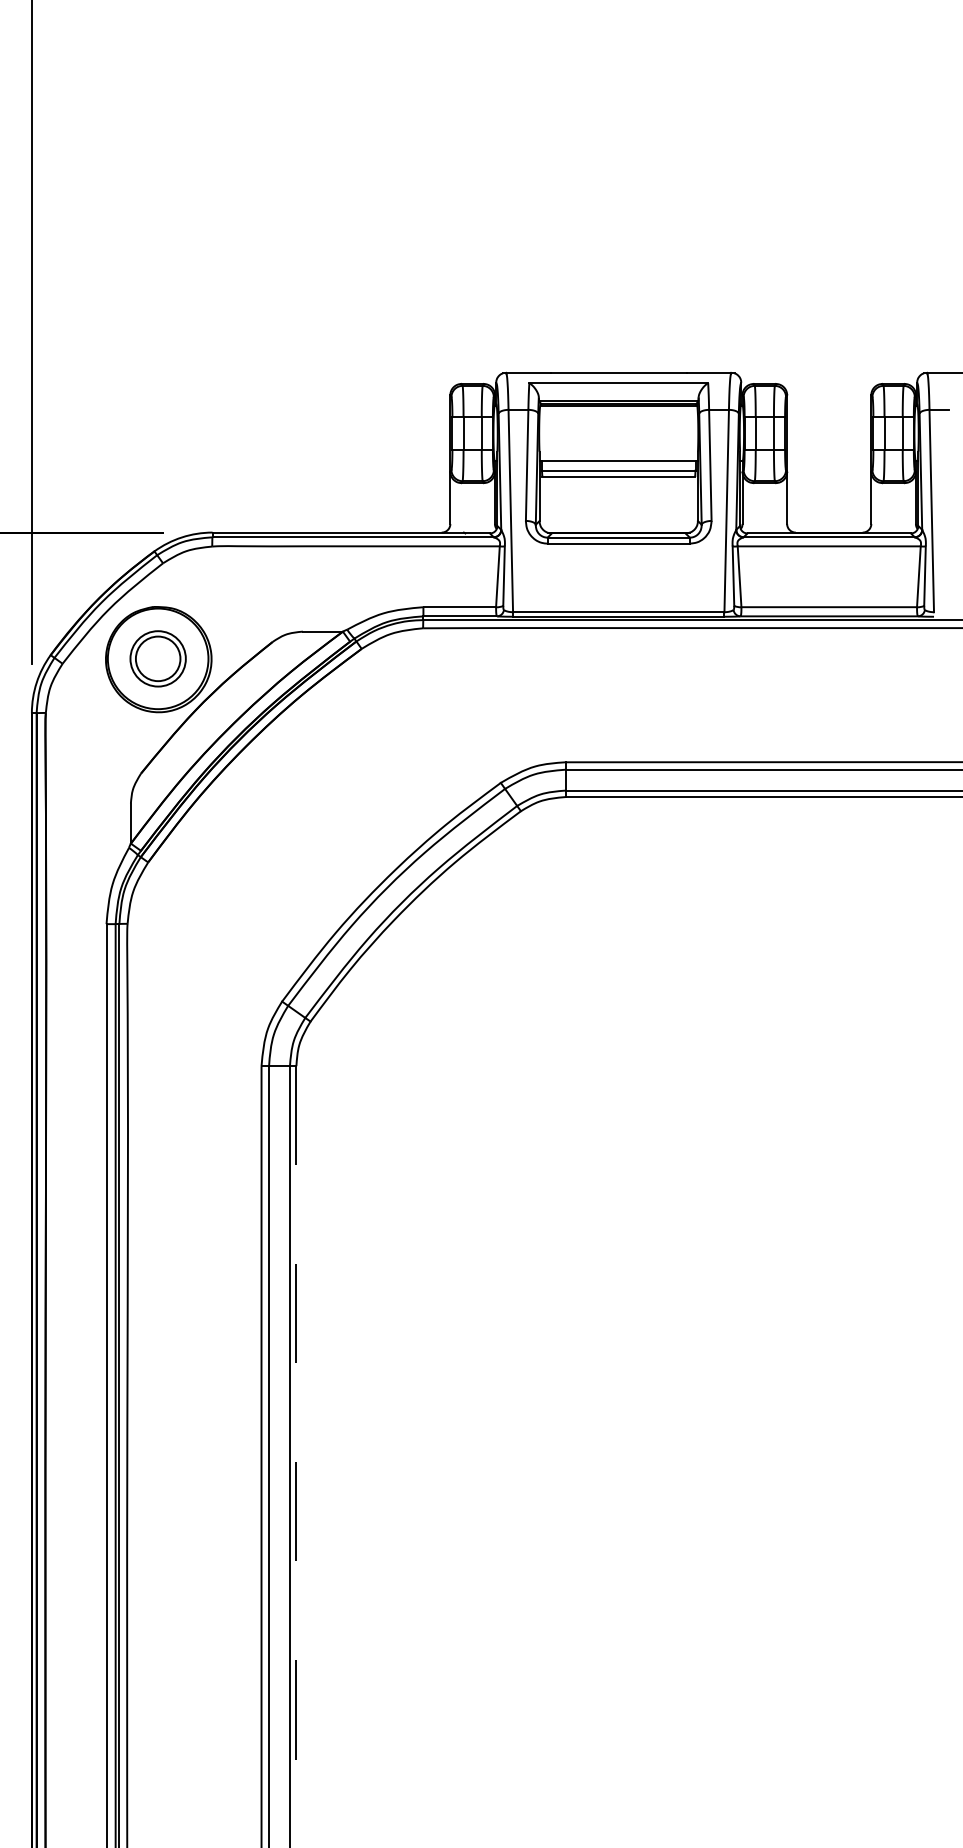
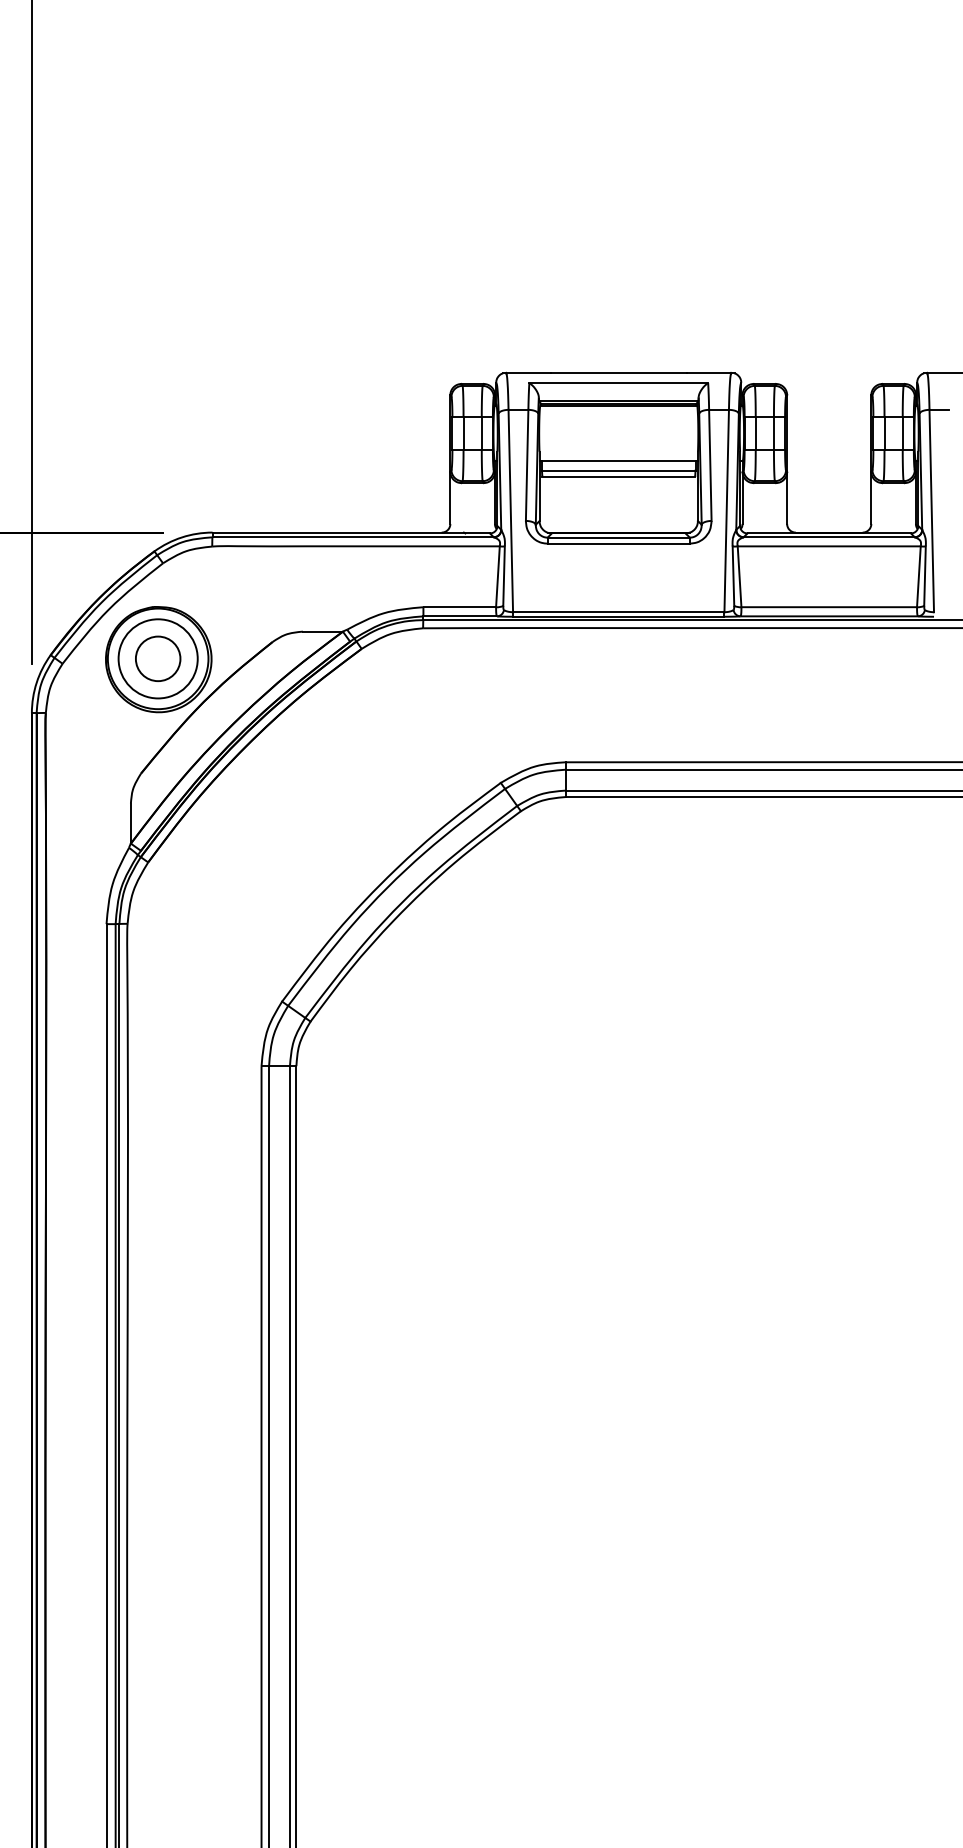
circle diameter: 55 px -> 79 px (157, 658)
line: dashed -> solid (296, 1456)
